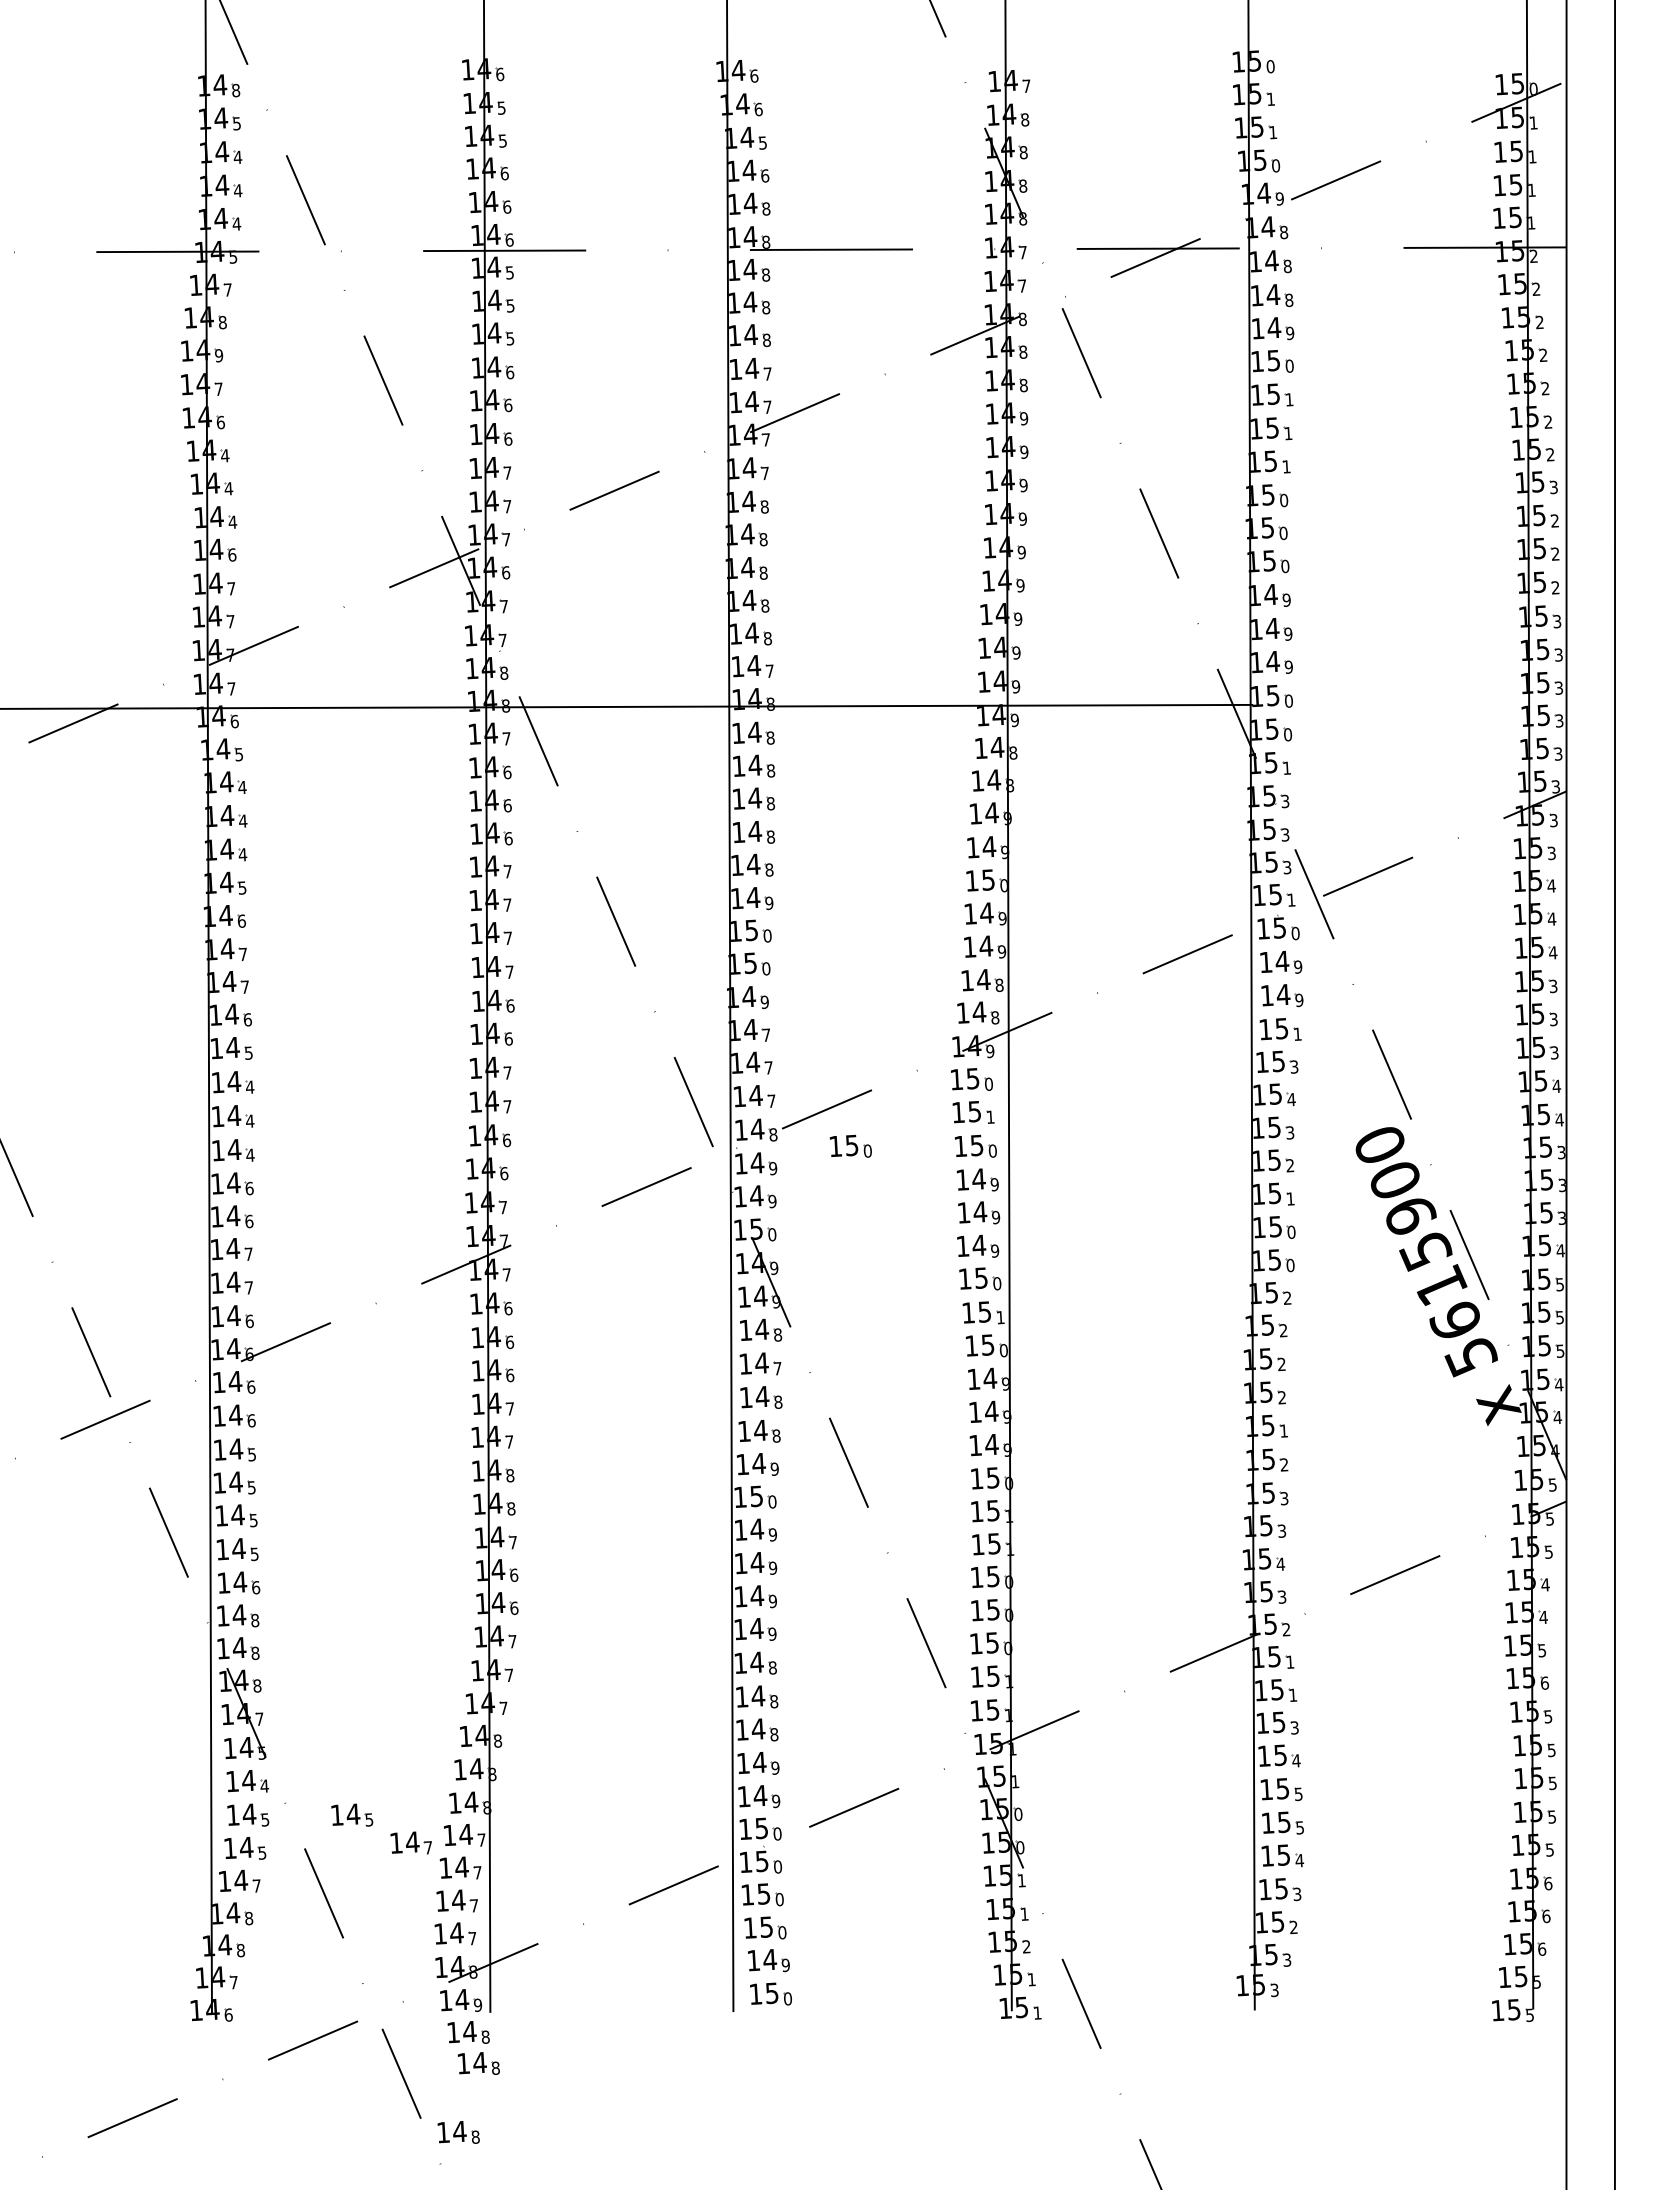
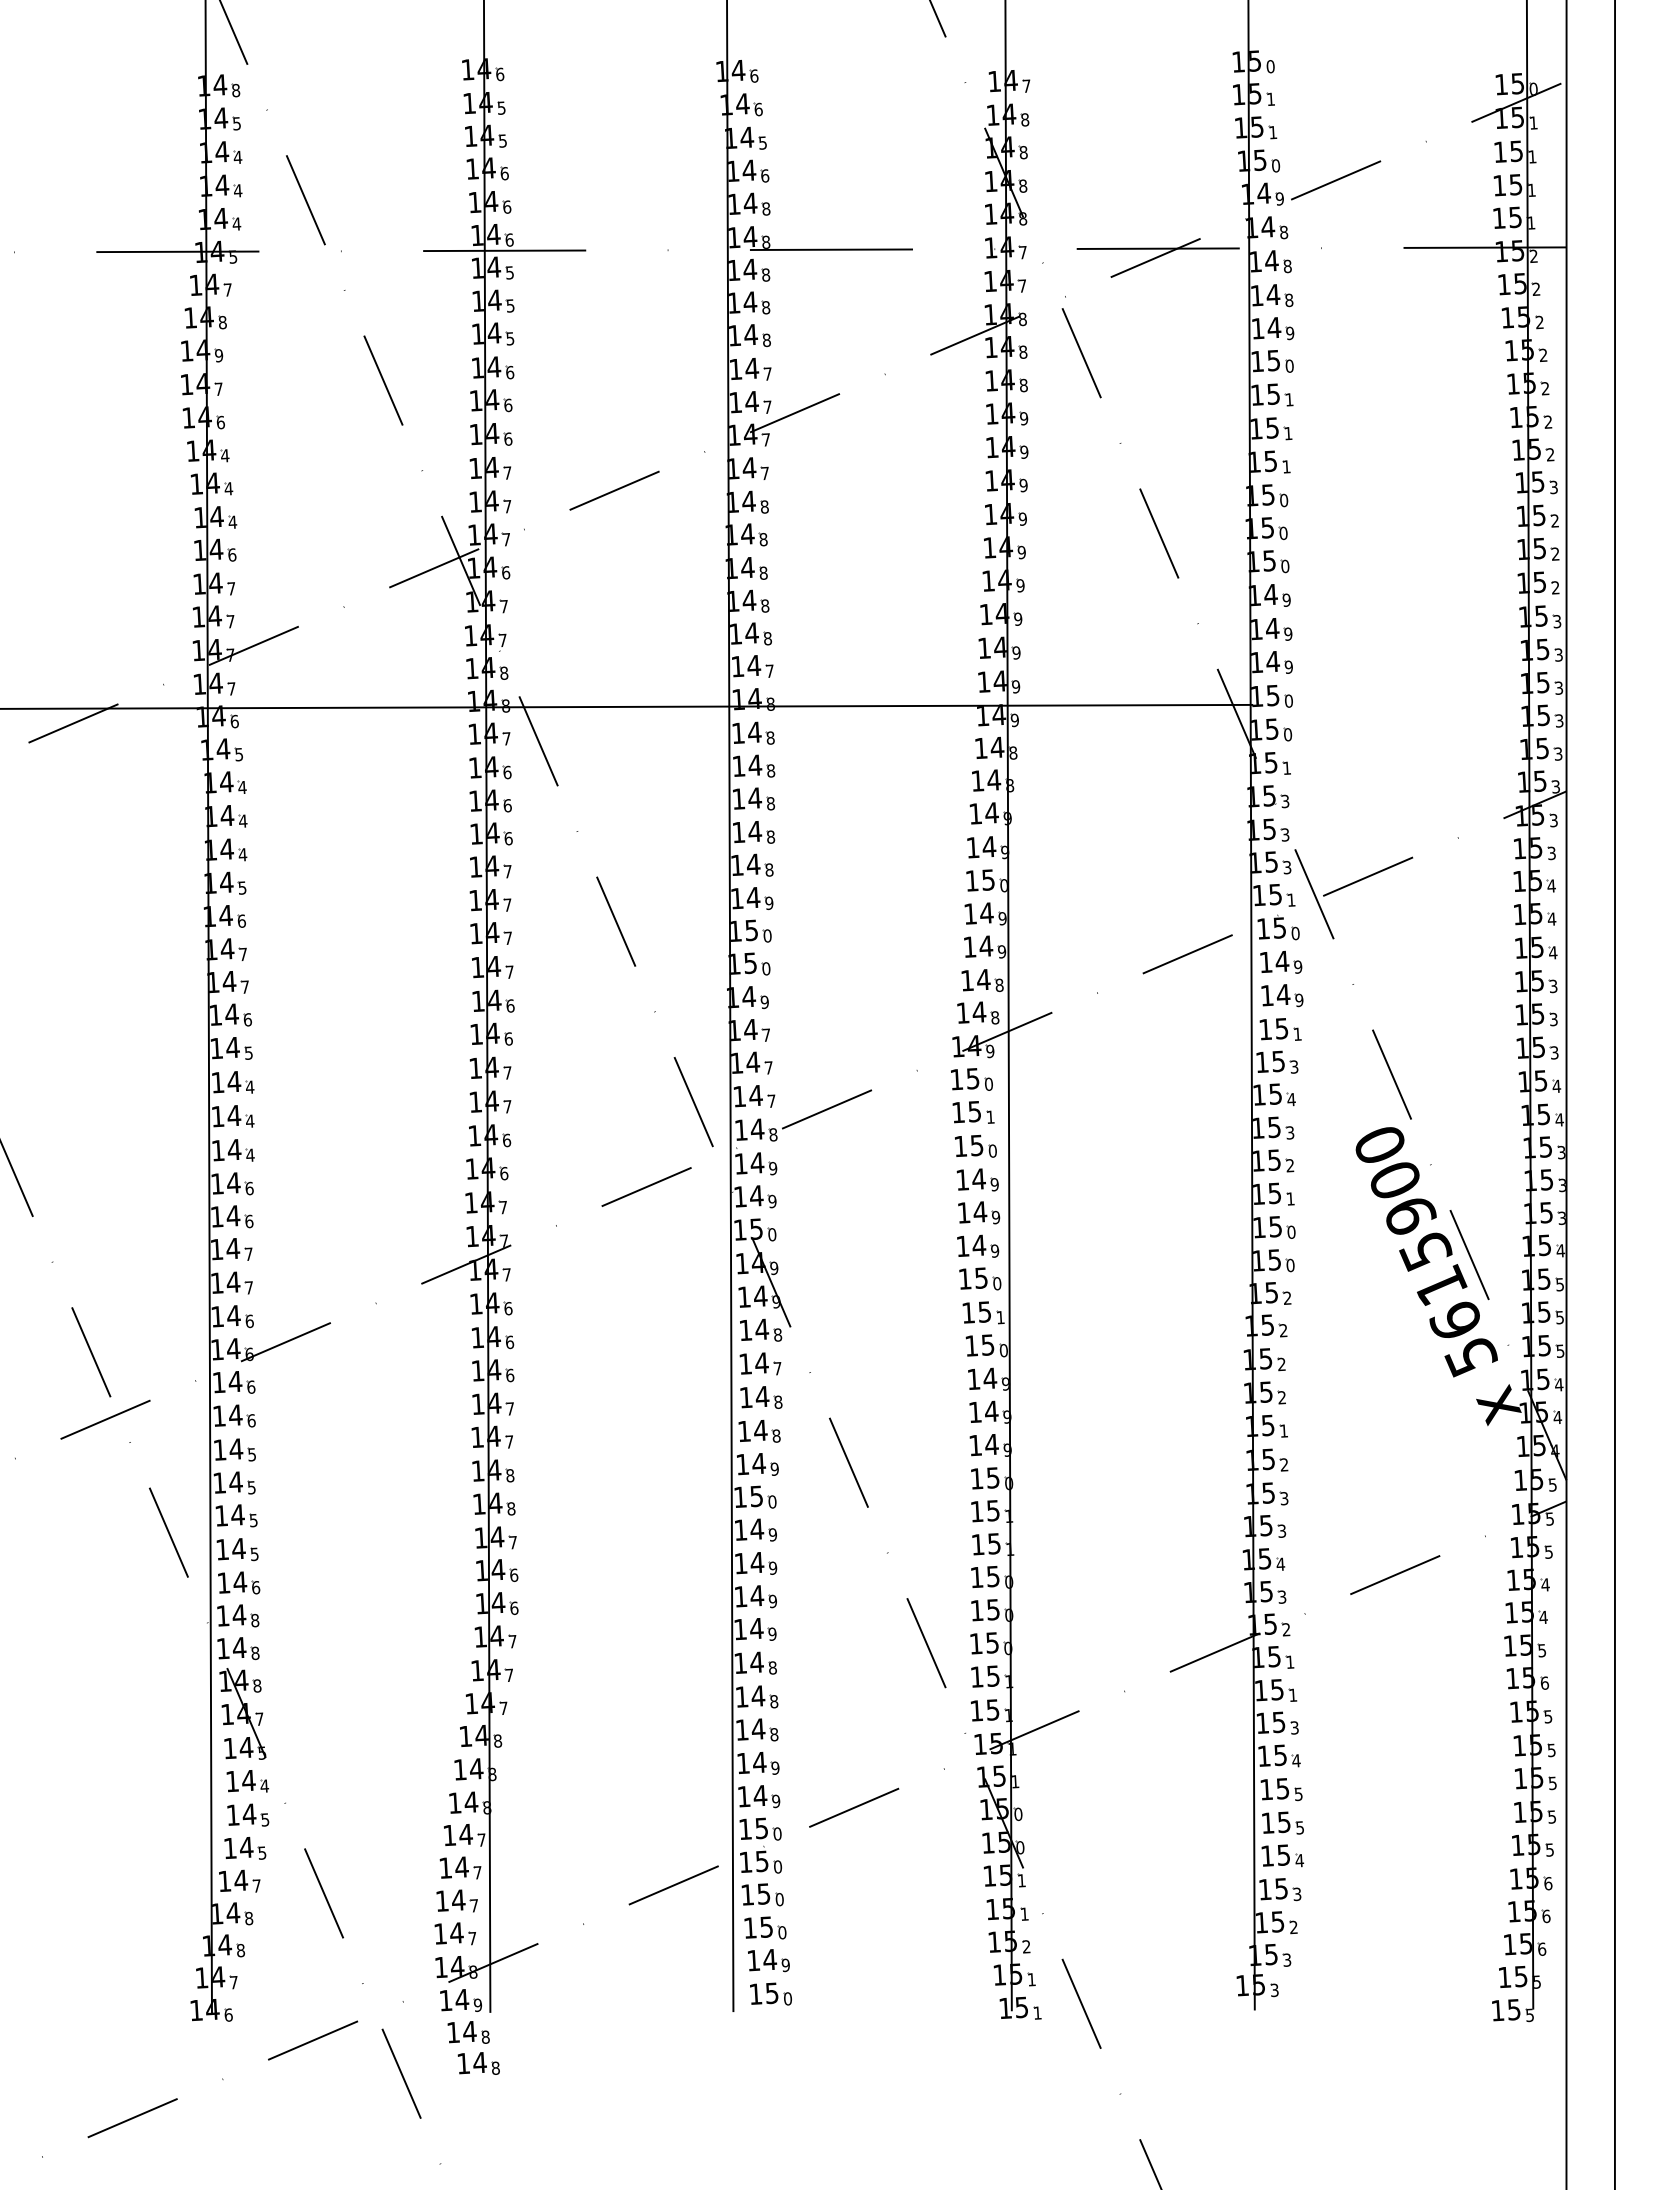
part: present -> none (850, 1145)
part: present -> none (352, 1814)
part: present -> none (410, 1842)
part: present -> none (458, 2132)
